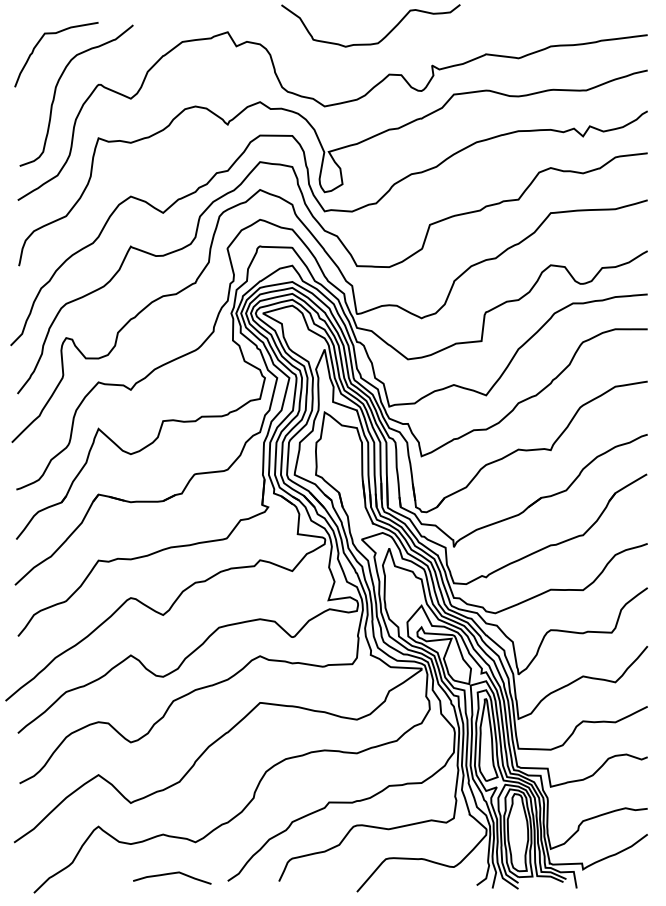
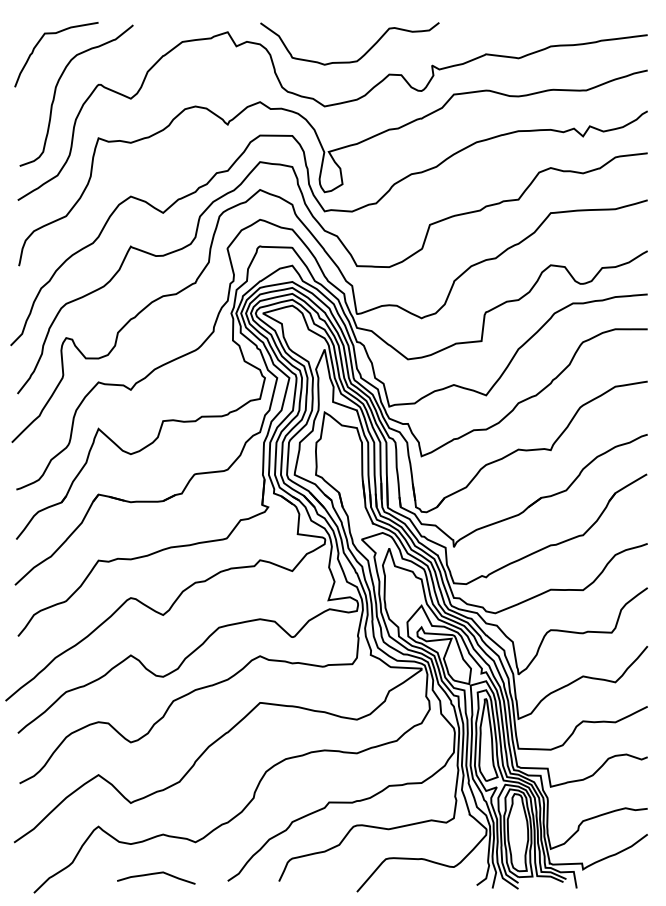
curve position: (379, 40) -> (358, 58) (358, 58)
curve position: (172, 874) -> (156, 874) (156, 874)
